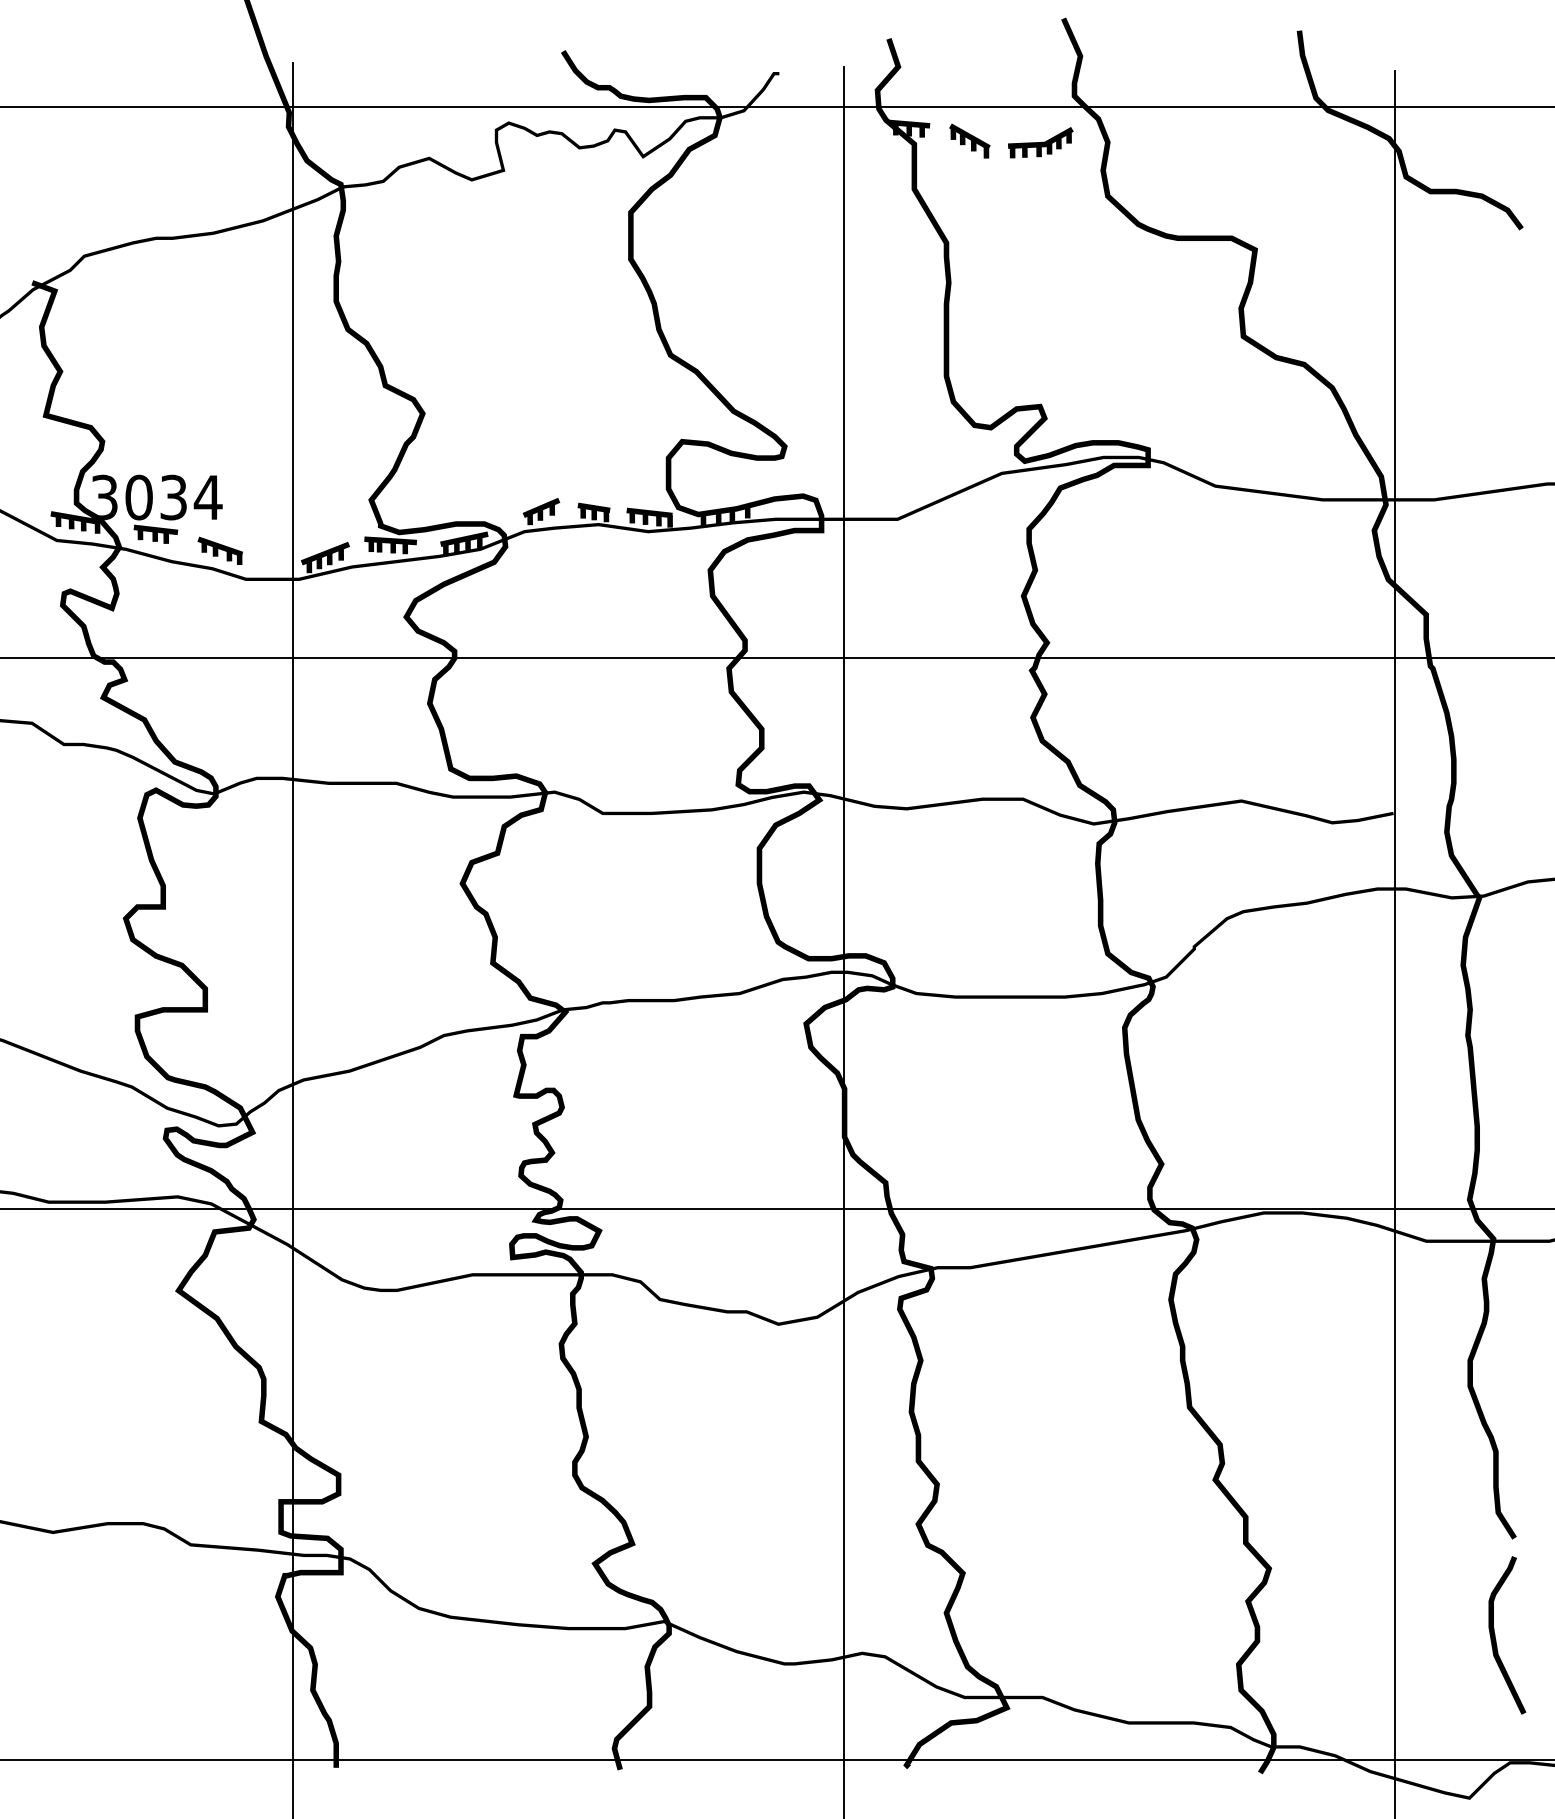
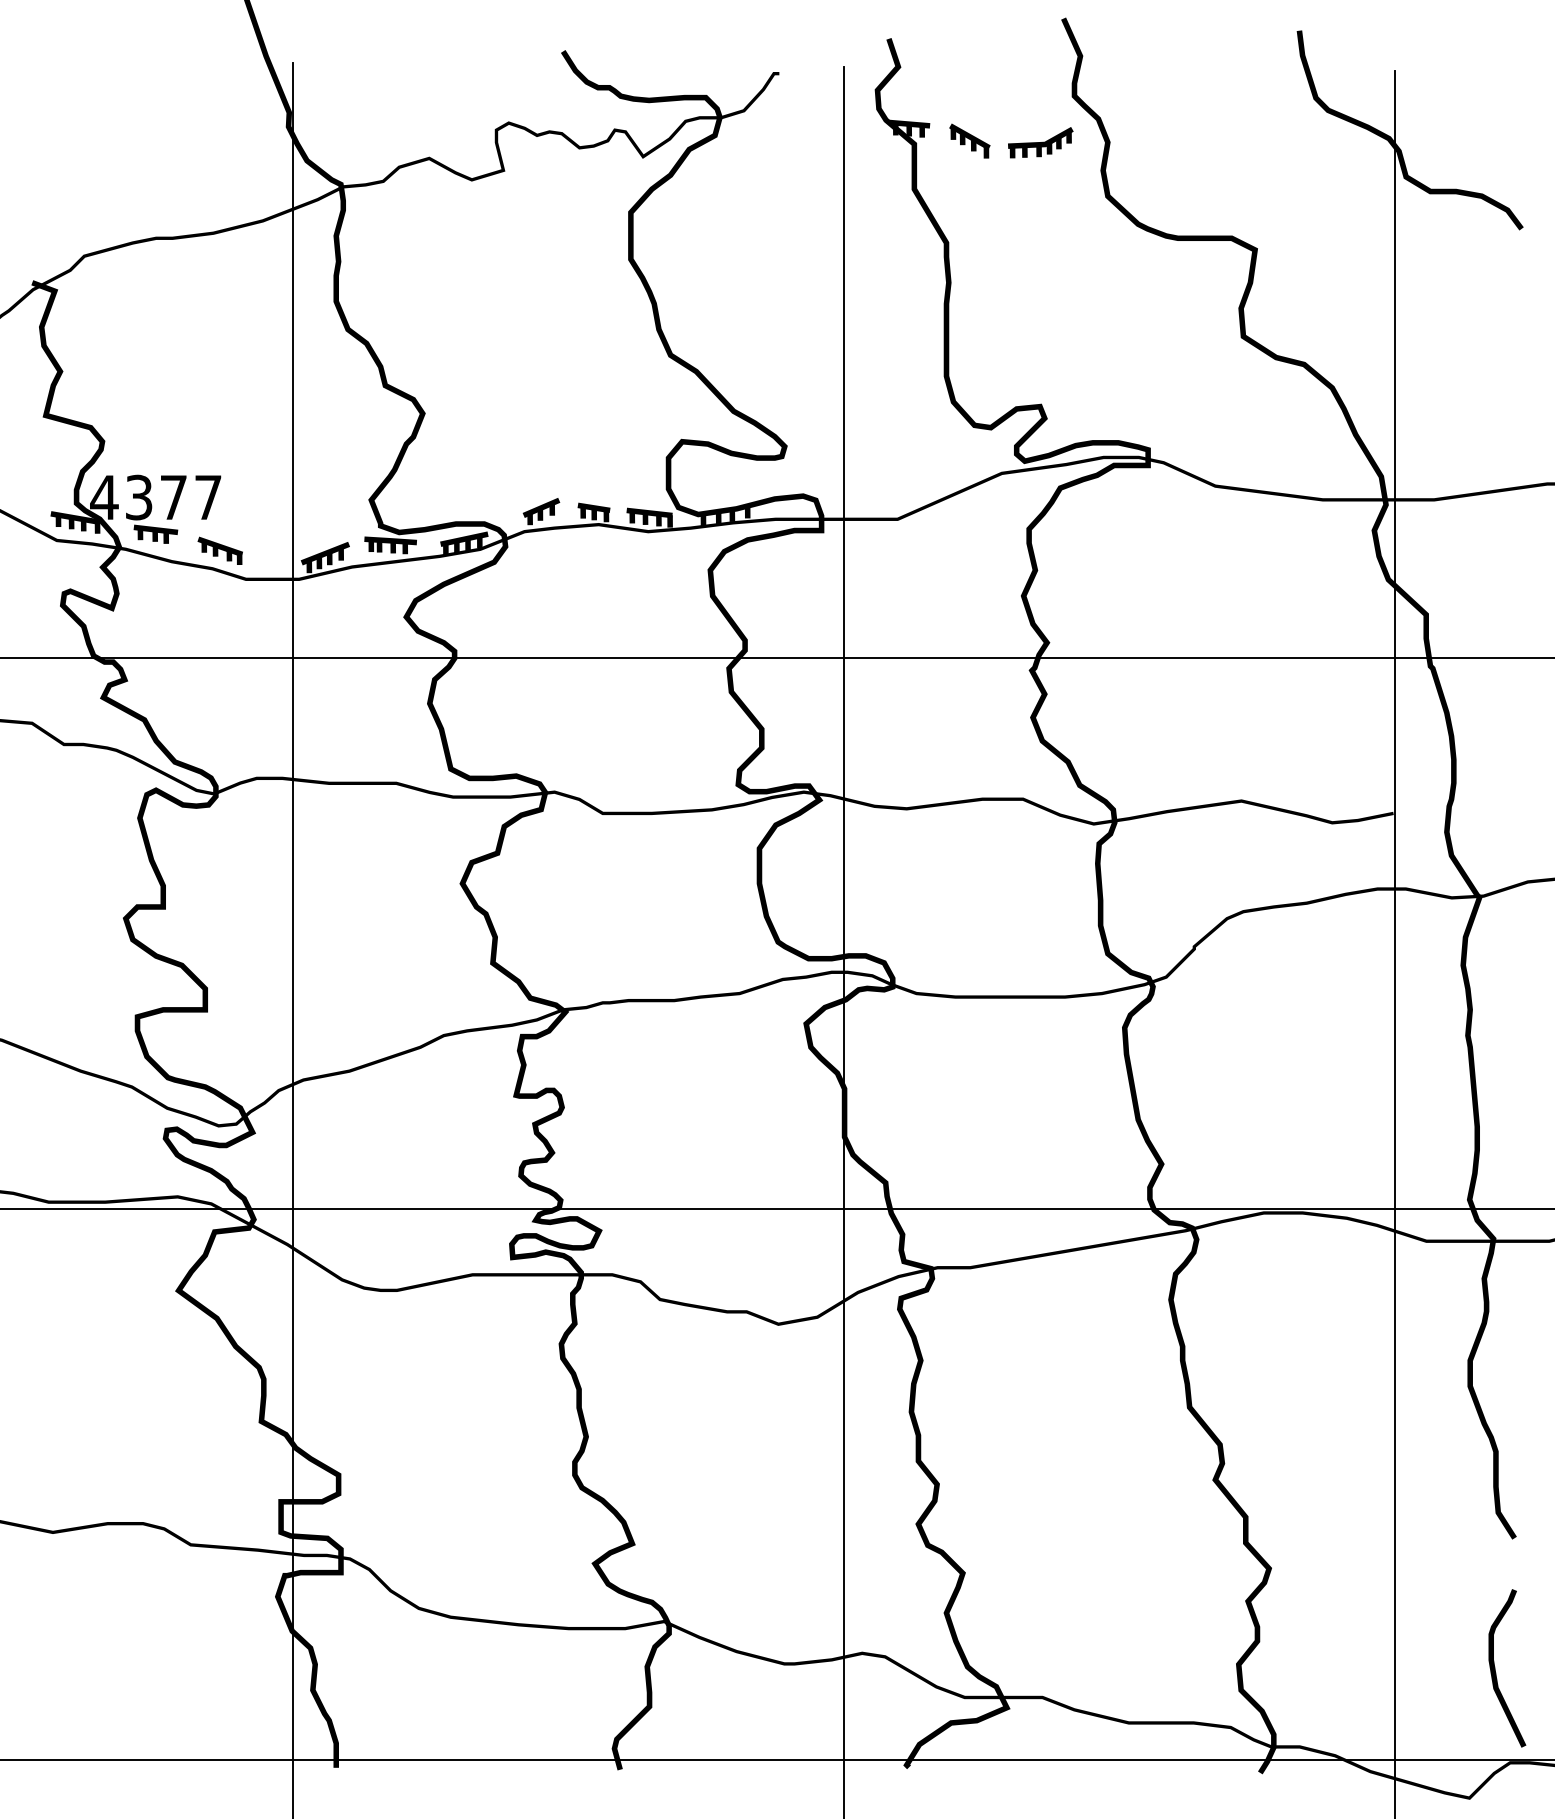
line: present -> none (776, 106)
text: 3034 -> 4377 (156, 497)
curve position: (1496, 1639) -> (1496, 1672) (1496, 1672)
